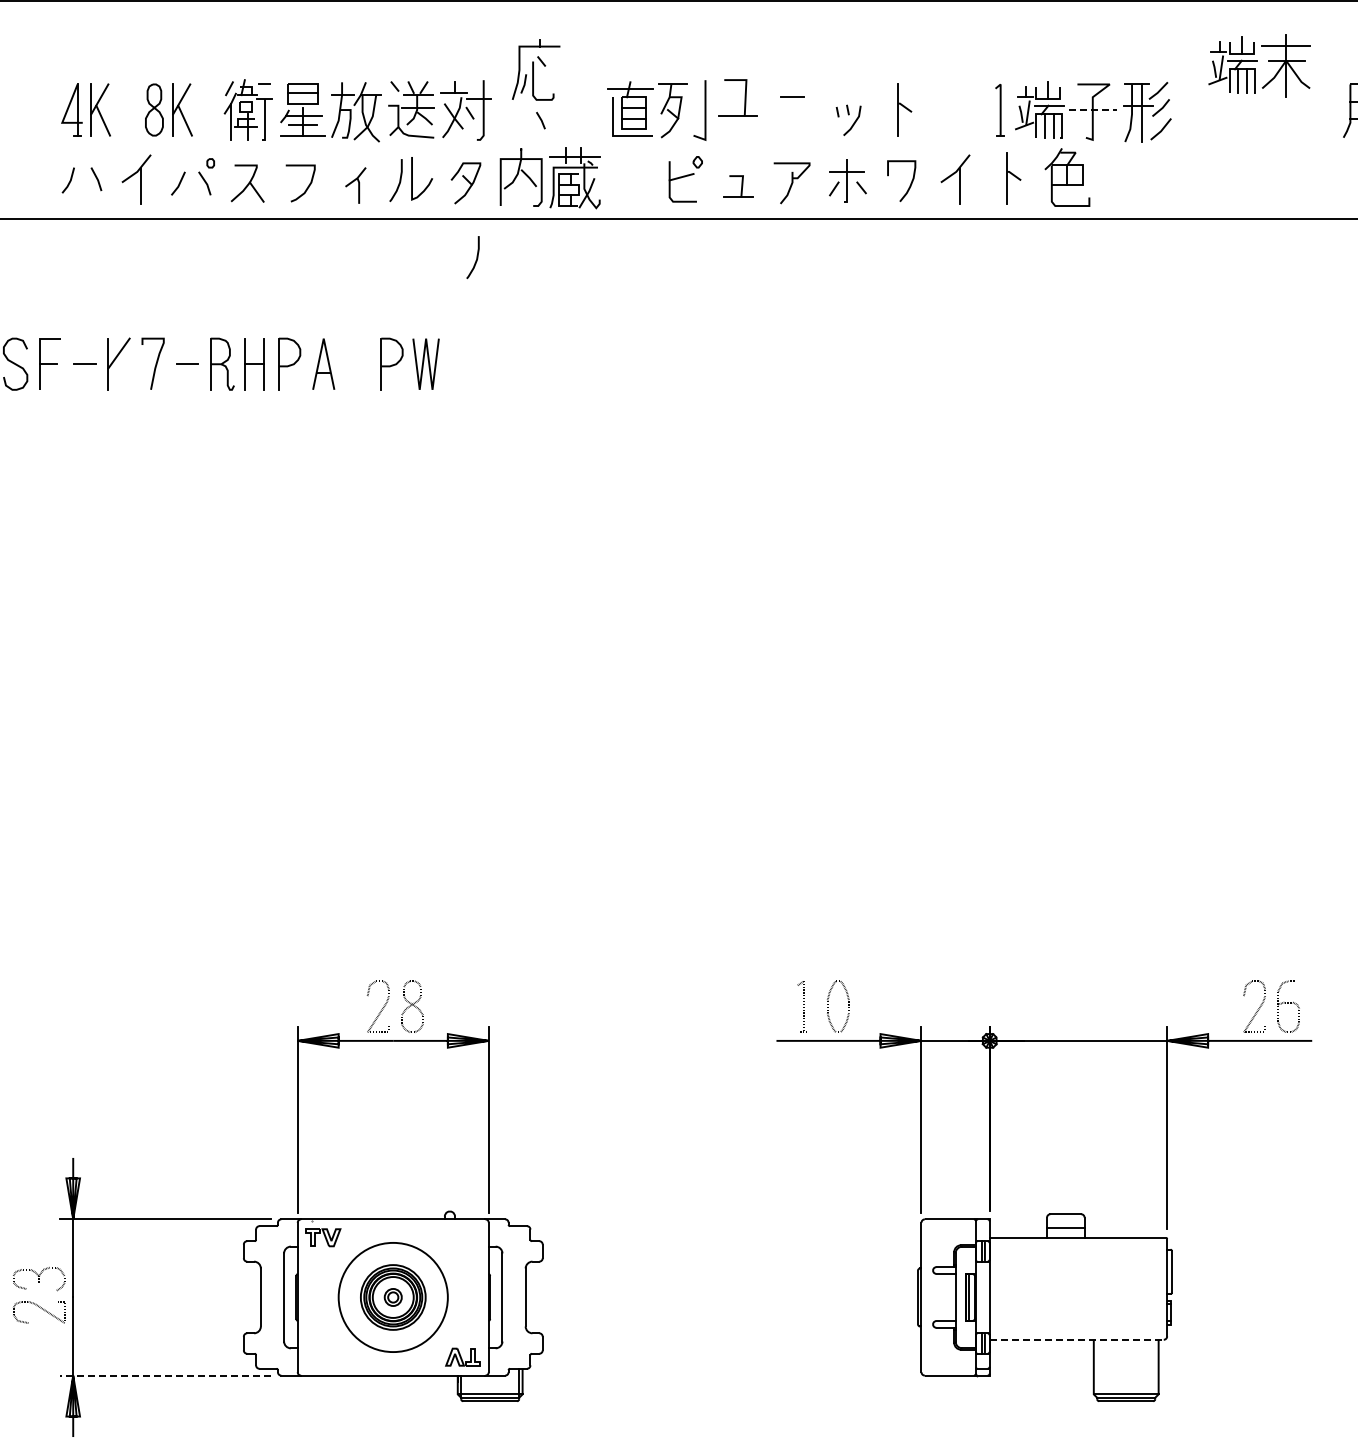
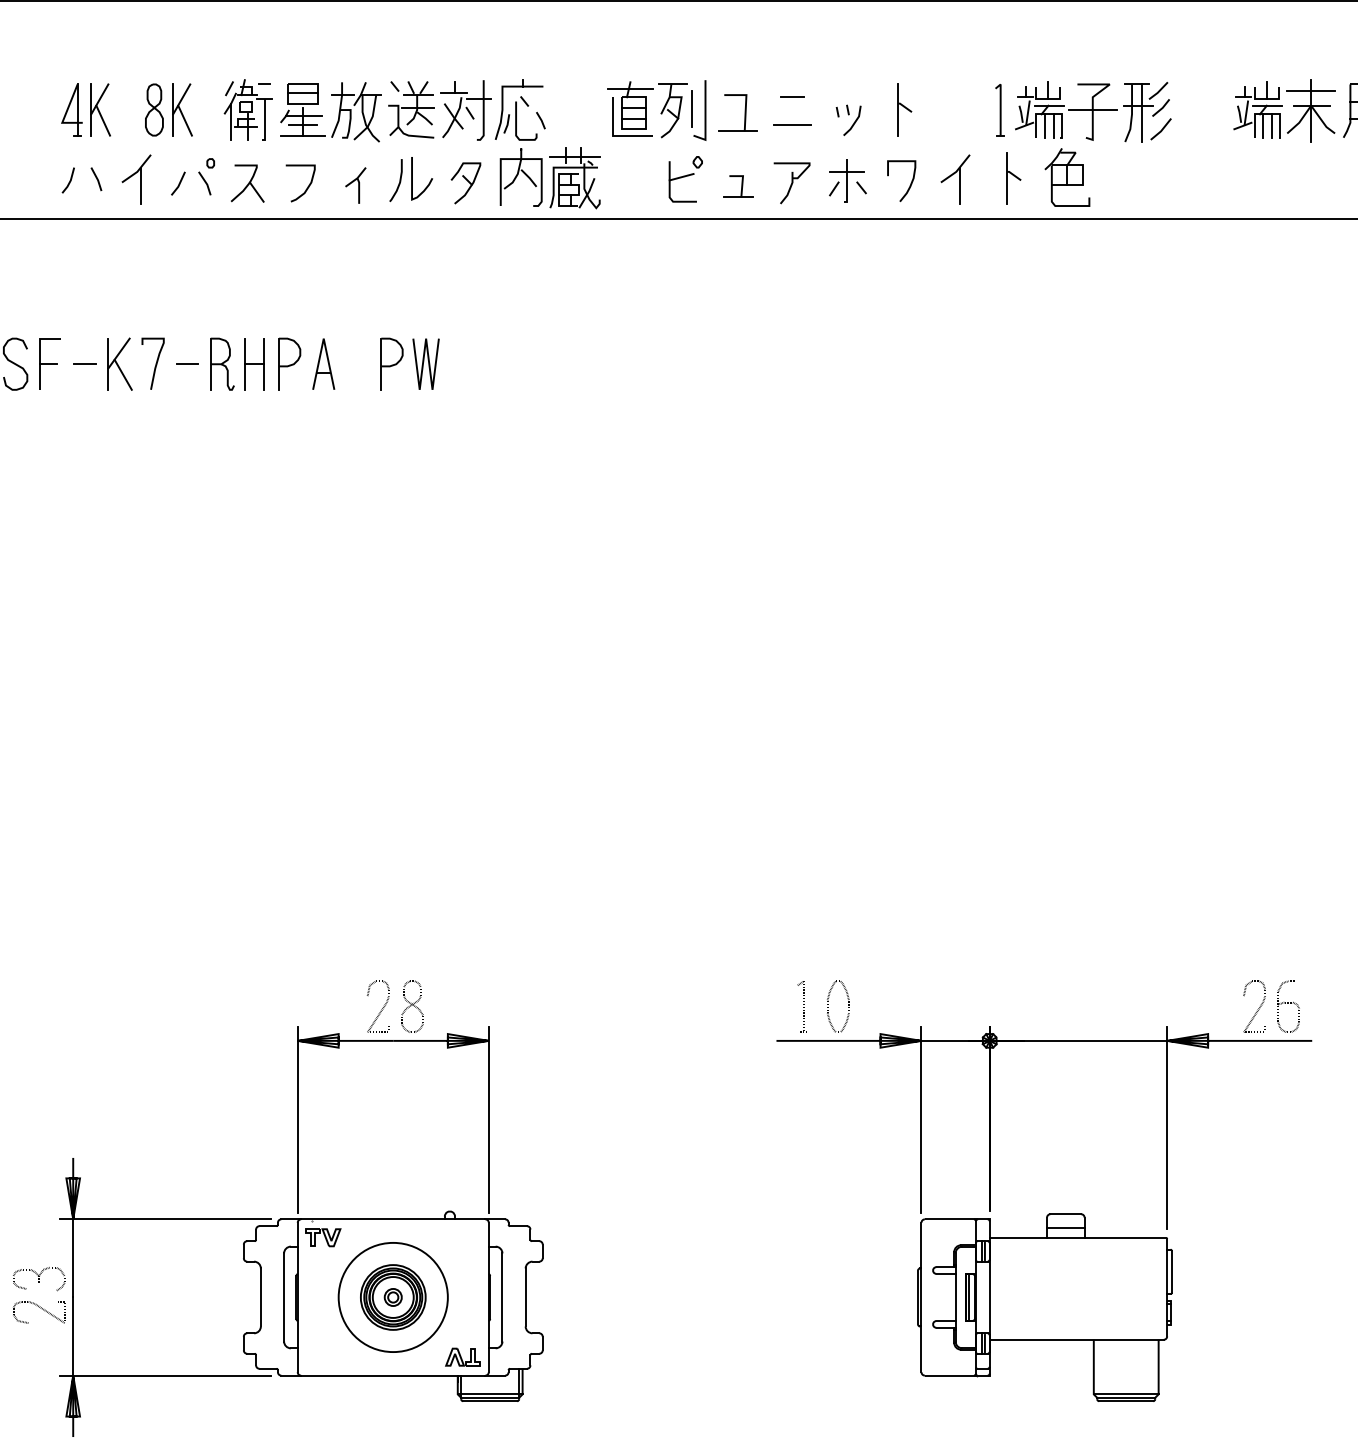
part position: (1259, 65) -> (1284, 110) (1284, 110)
part position: (536, 69) -> (519, 109) (519, 109)
part position: (744, 97) -> (744, 112) (744, 112)
line: none -> present (691, 108)
line: dashed -> solid (1092, 110)
line: none -> present (792, 124)
curve: present -> none (476, 257)
line: none -> present (122, 374)
line: dashed -> solid (1077, 1339)
line: dashed -> solid (165, 1375)
